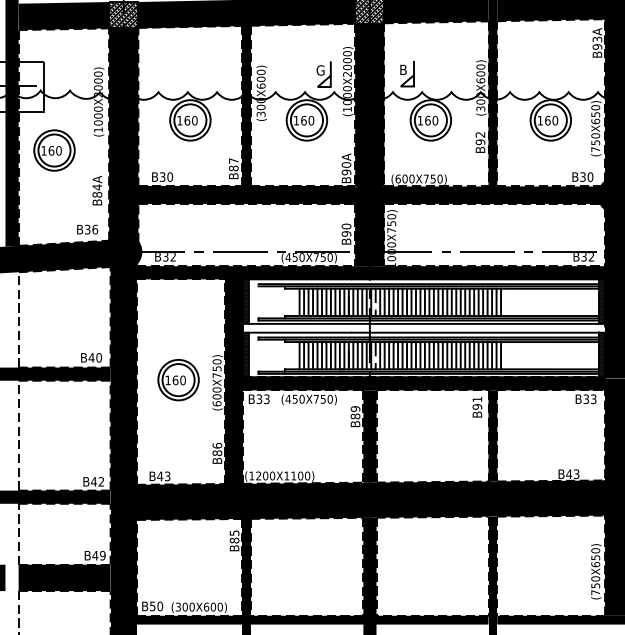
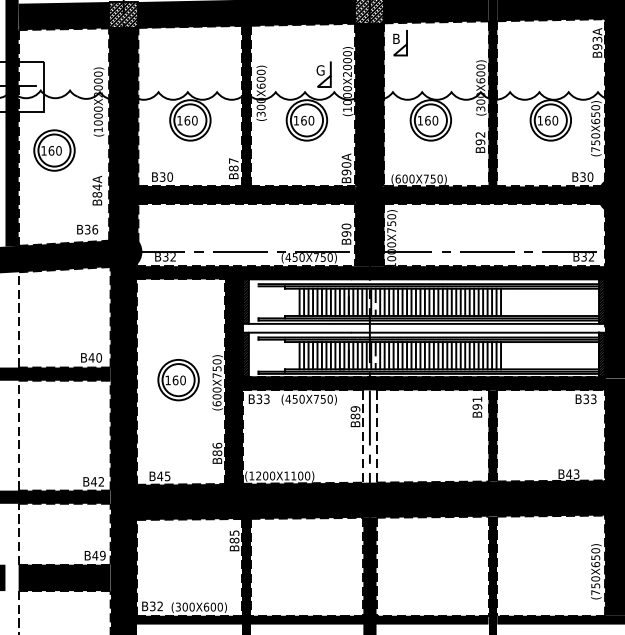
part position: (407, 74) -> (400, 43) (400, 43)
fill: present -> none (369, 436)
text: B43 -> B45 (167, 475)
text: B50 -> B32 (156, 606)
